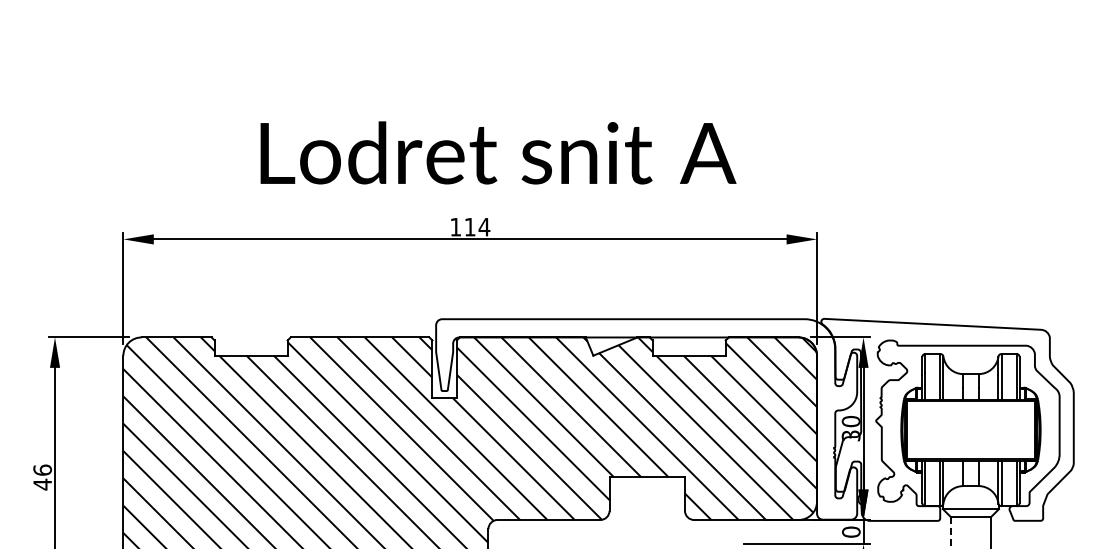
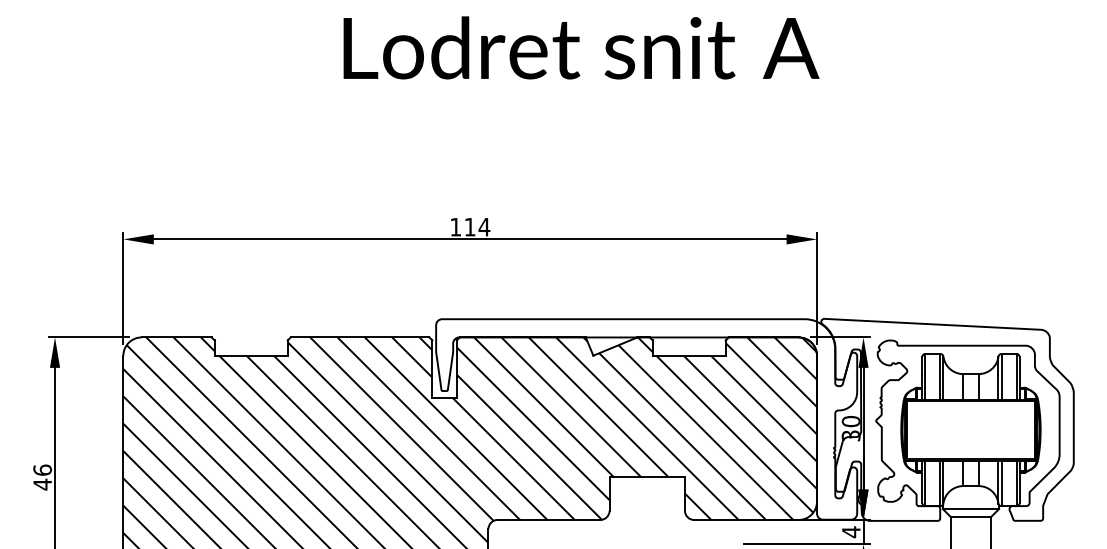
text position: (498, 152) -> (581, 47) (581, 47)
text: 0 -> 4 (851, 532)
line: dashed -> solid (951, 533)
